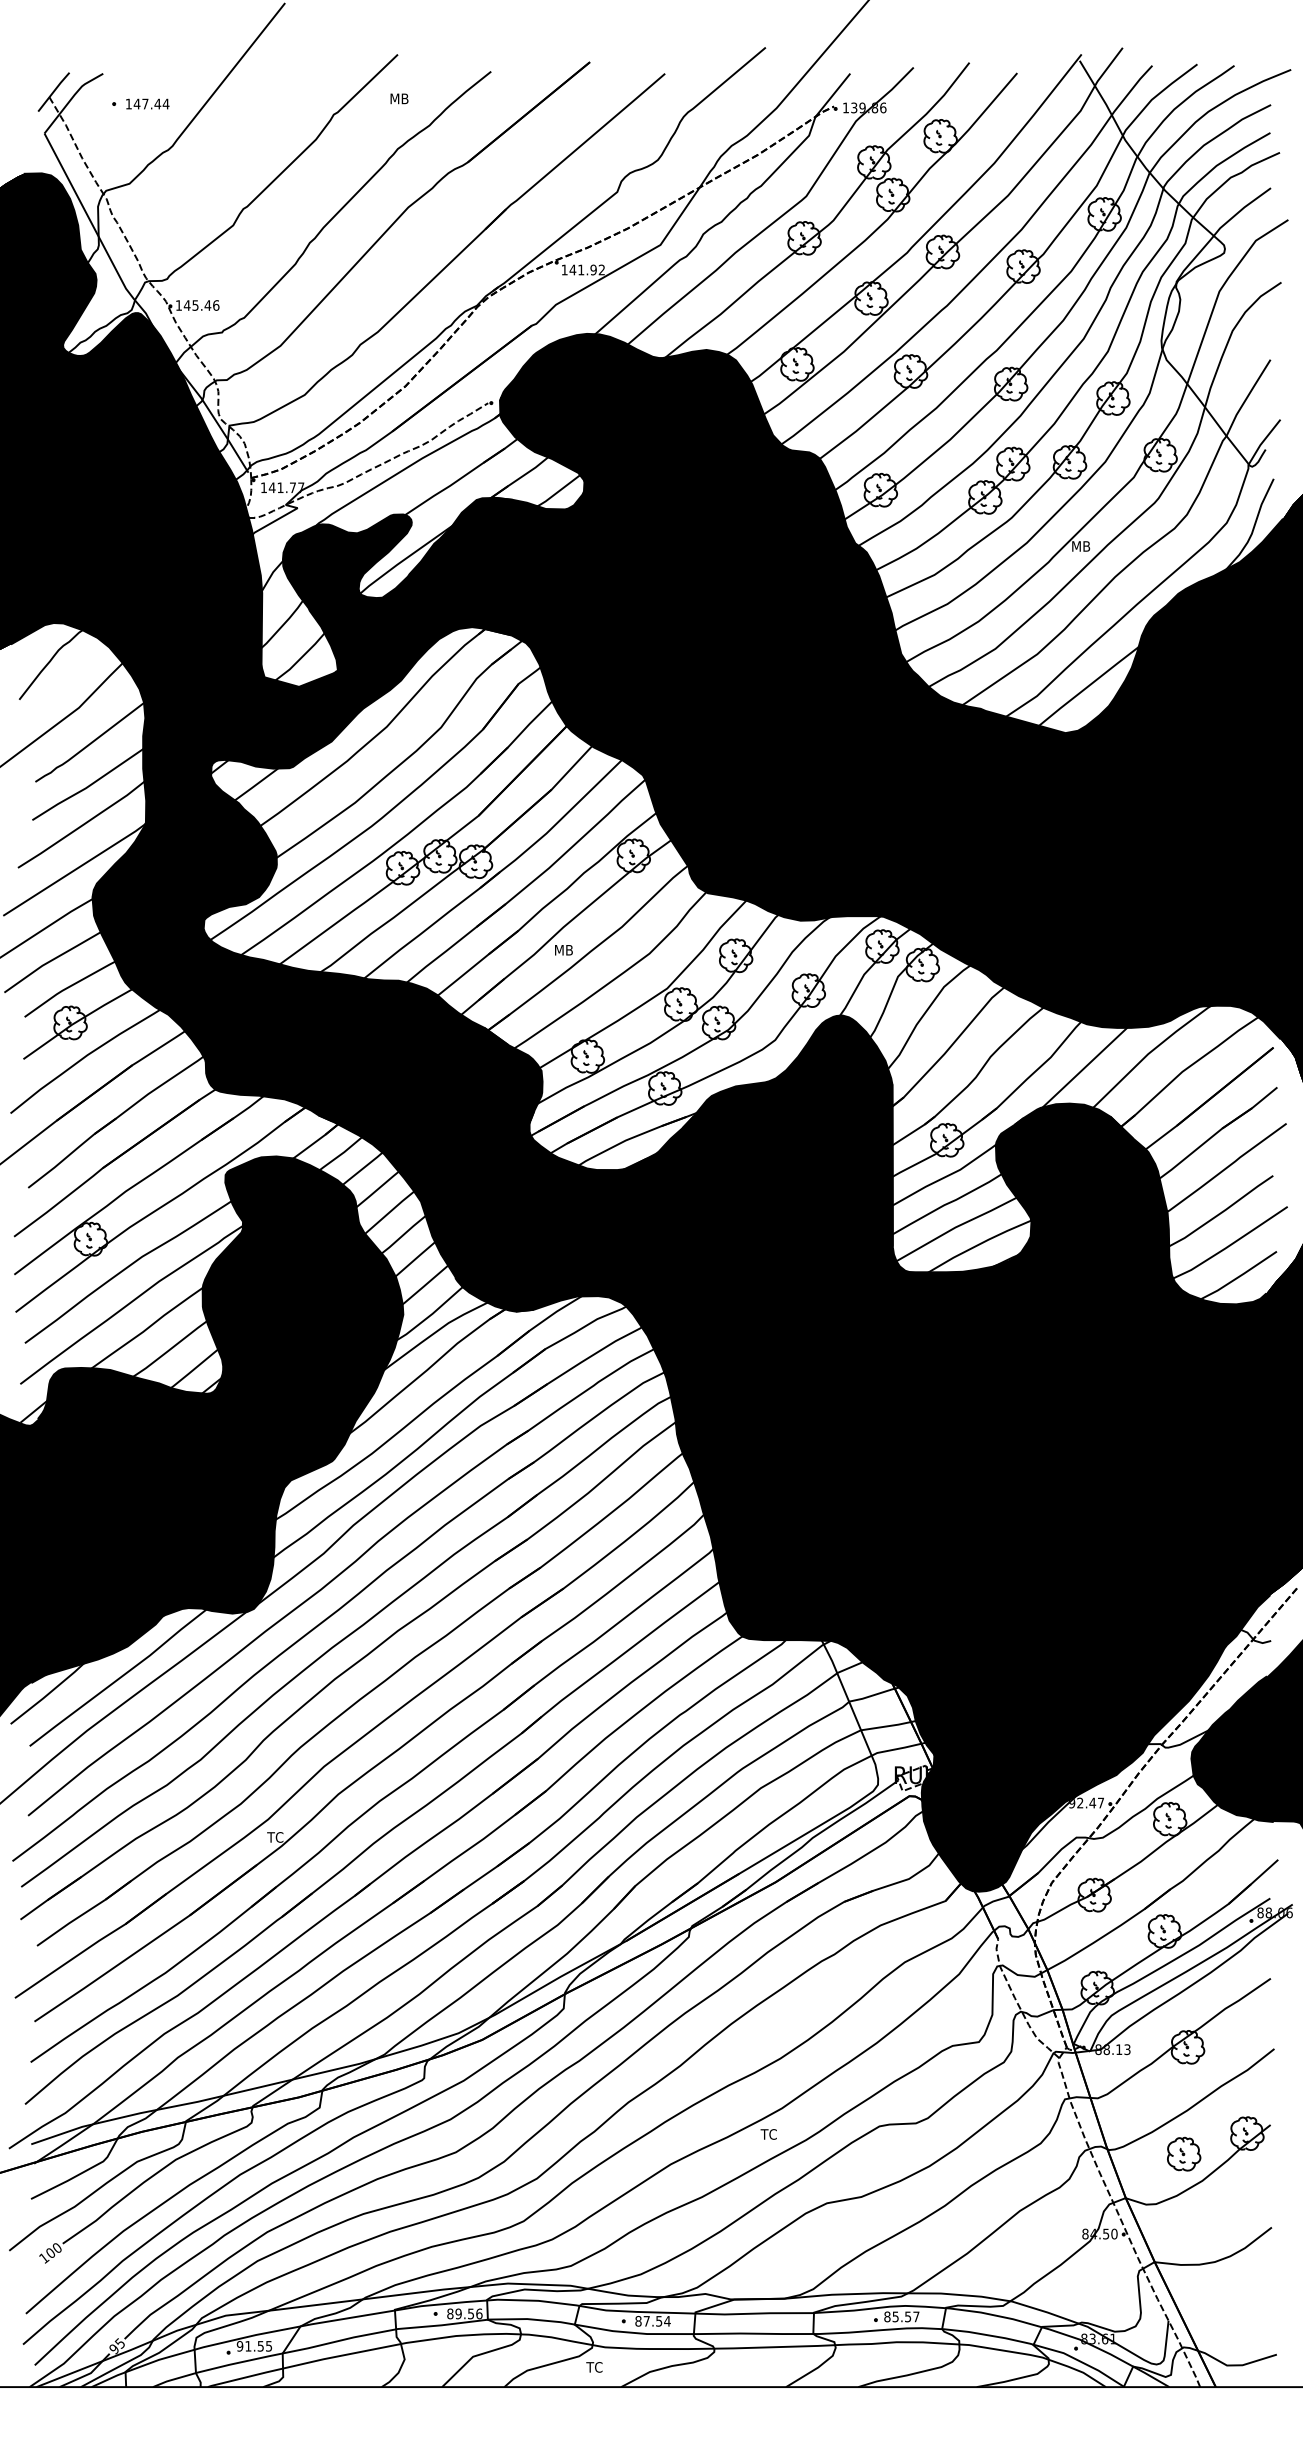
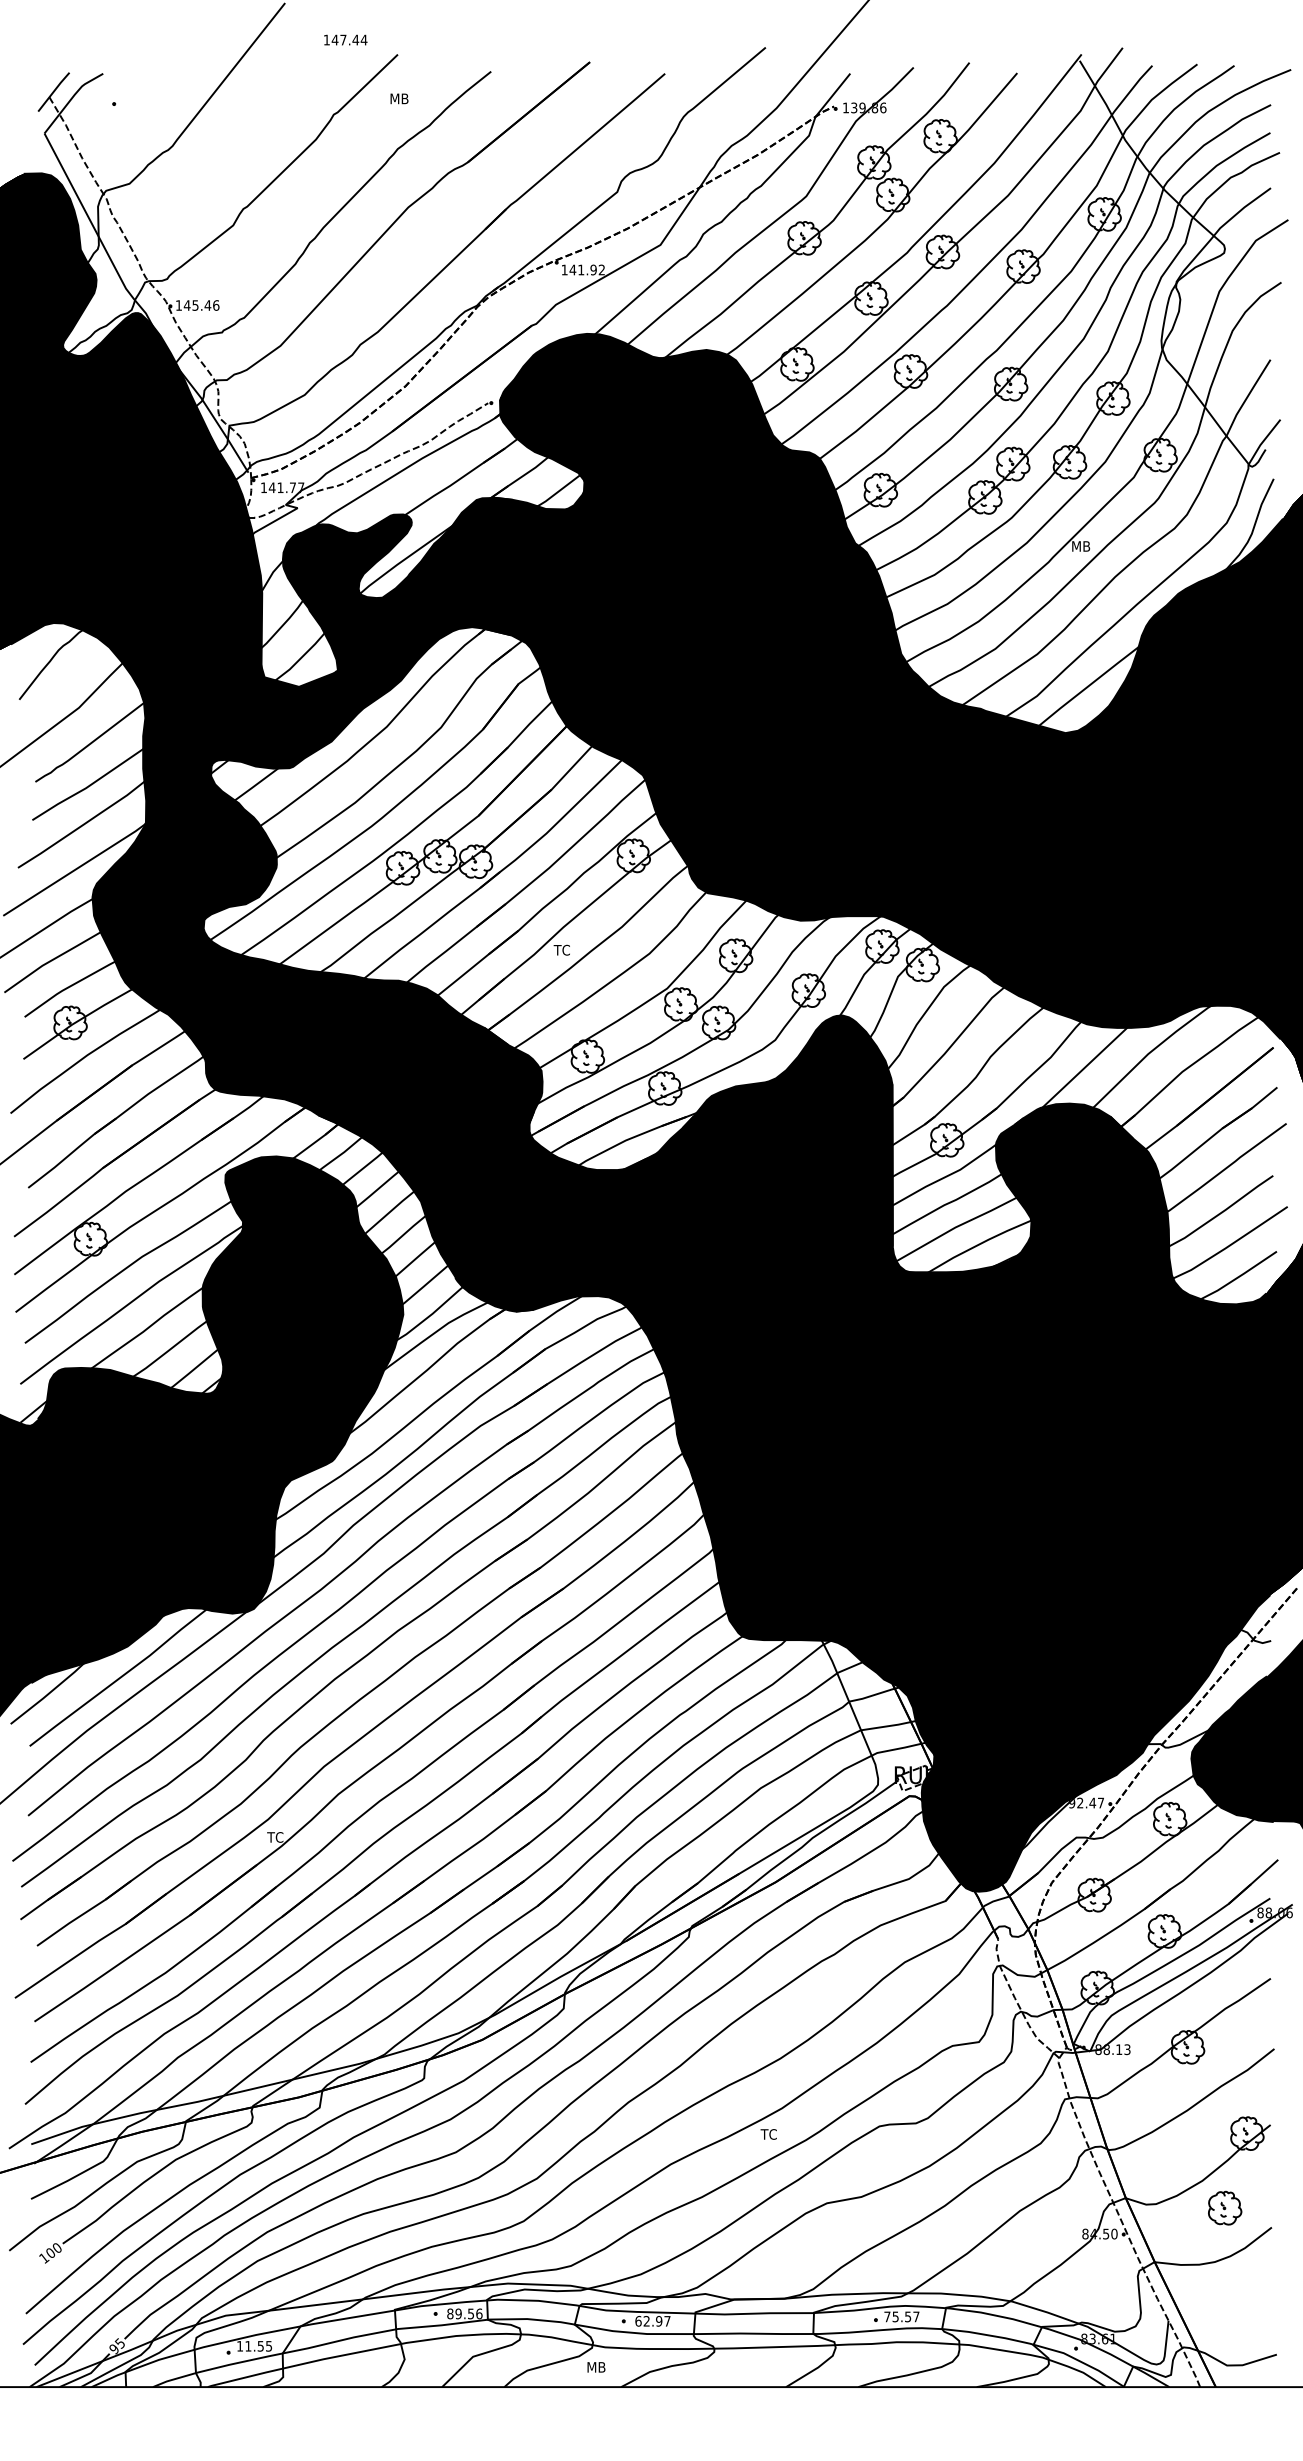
text position: (147, 103) -> (345, 39) (345, 39)
text: MB -> TC (562, 949)
part position: (1184, 2153) -> (1225, 2207) (1225, 2207)
text: 85.57 -> 75.57 (887, 2316)
text: 87.54 -> 62.97 (652, 2321)
text: 91.55 -> 11.55 (239, 2346)
text: TC -> MB (595, 2367)
